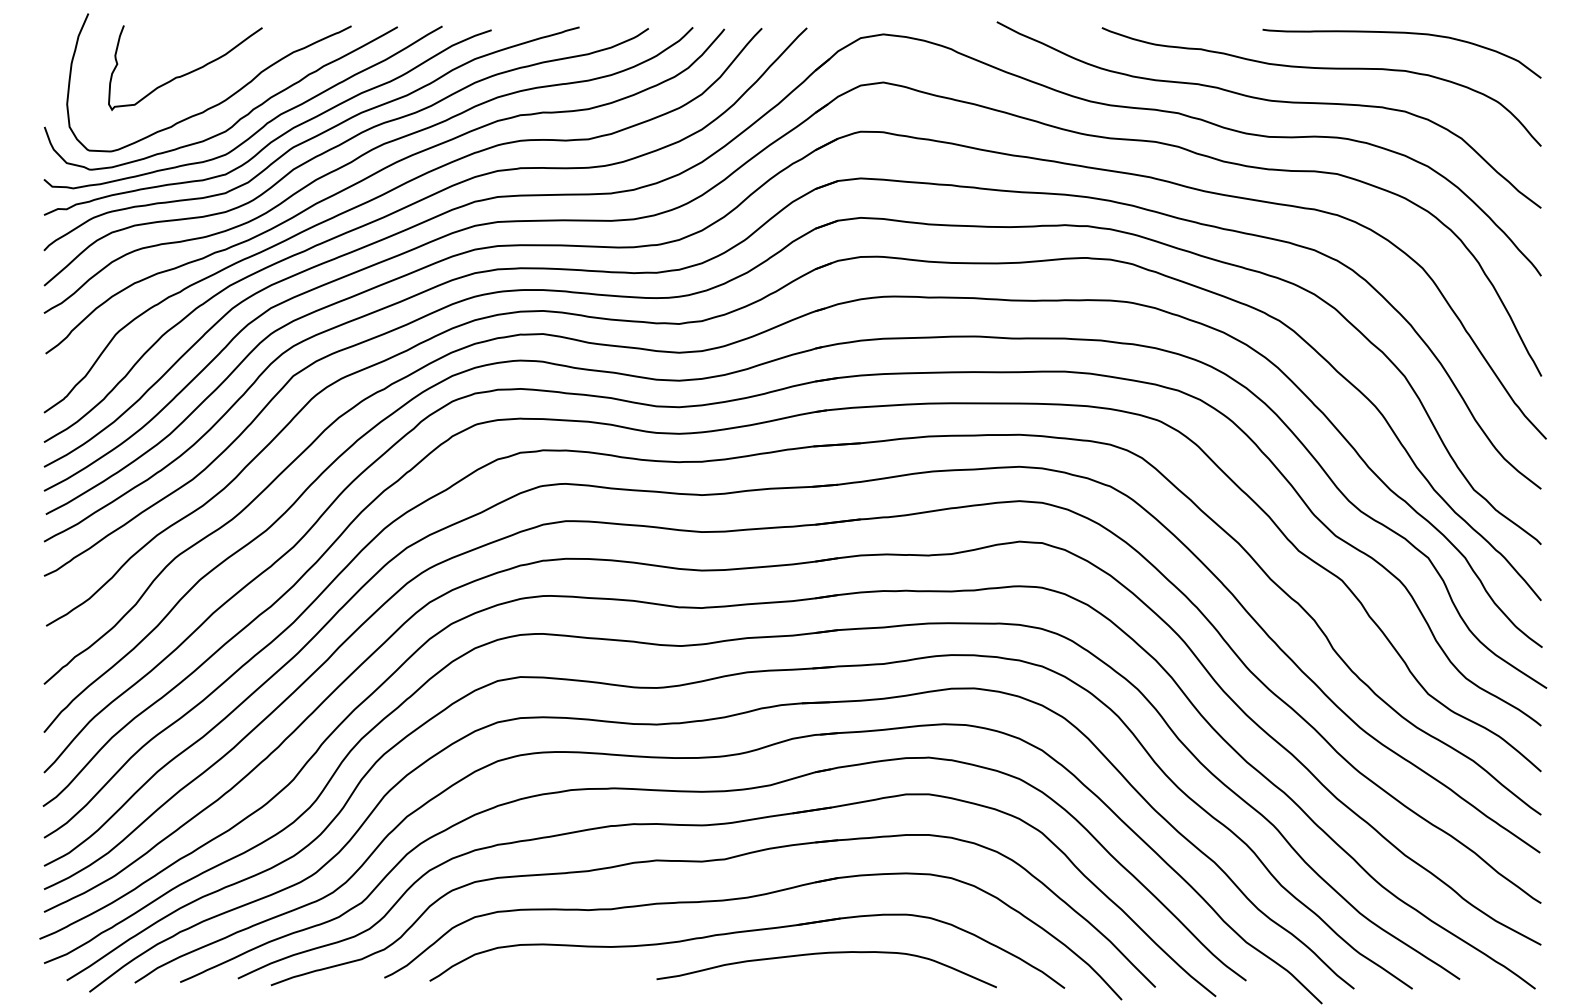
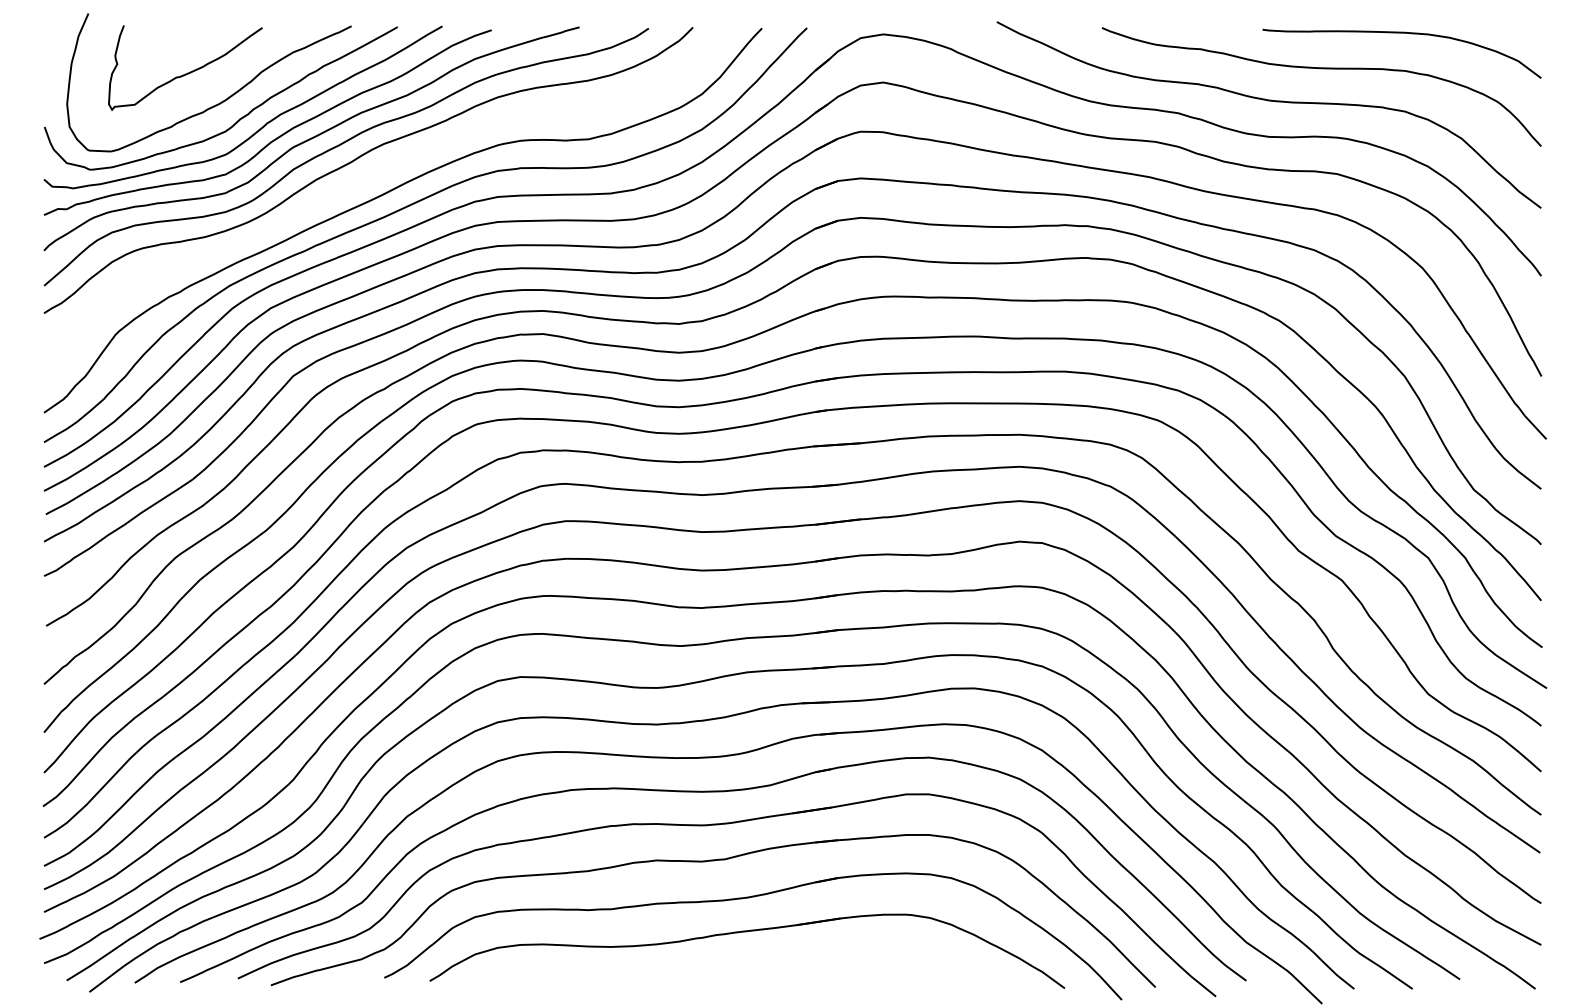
curve: present -> none (377, 173)
curve: present -> none (822, 954)
